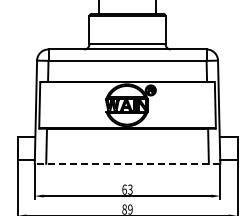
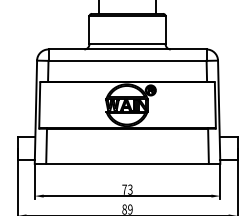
line: dashed -> solid (127, 163)
text: 63 -> 73 (124, 189)
